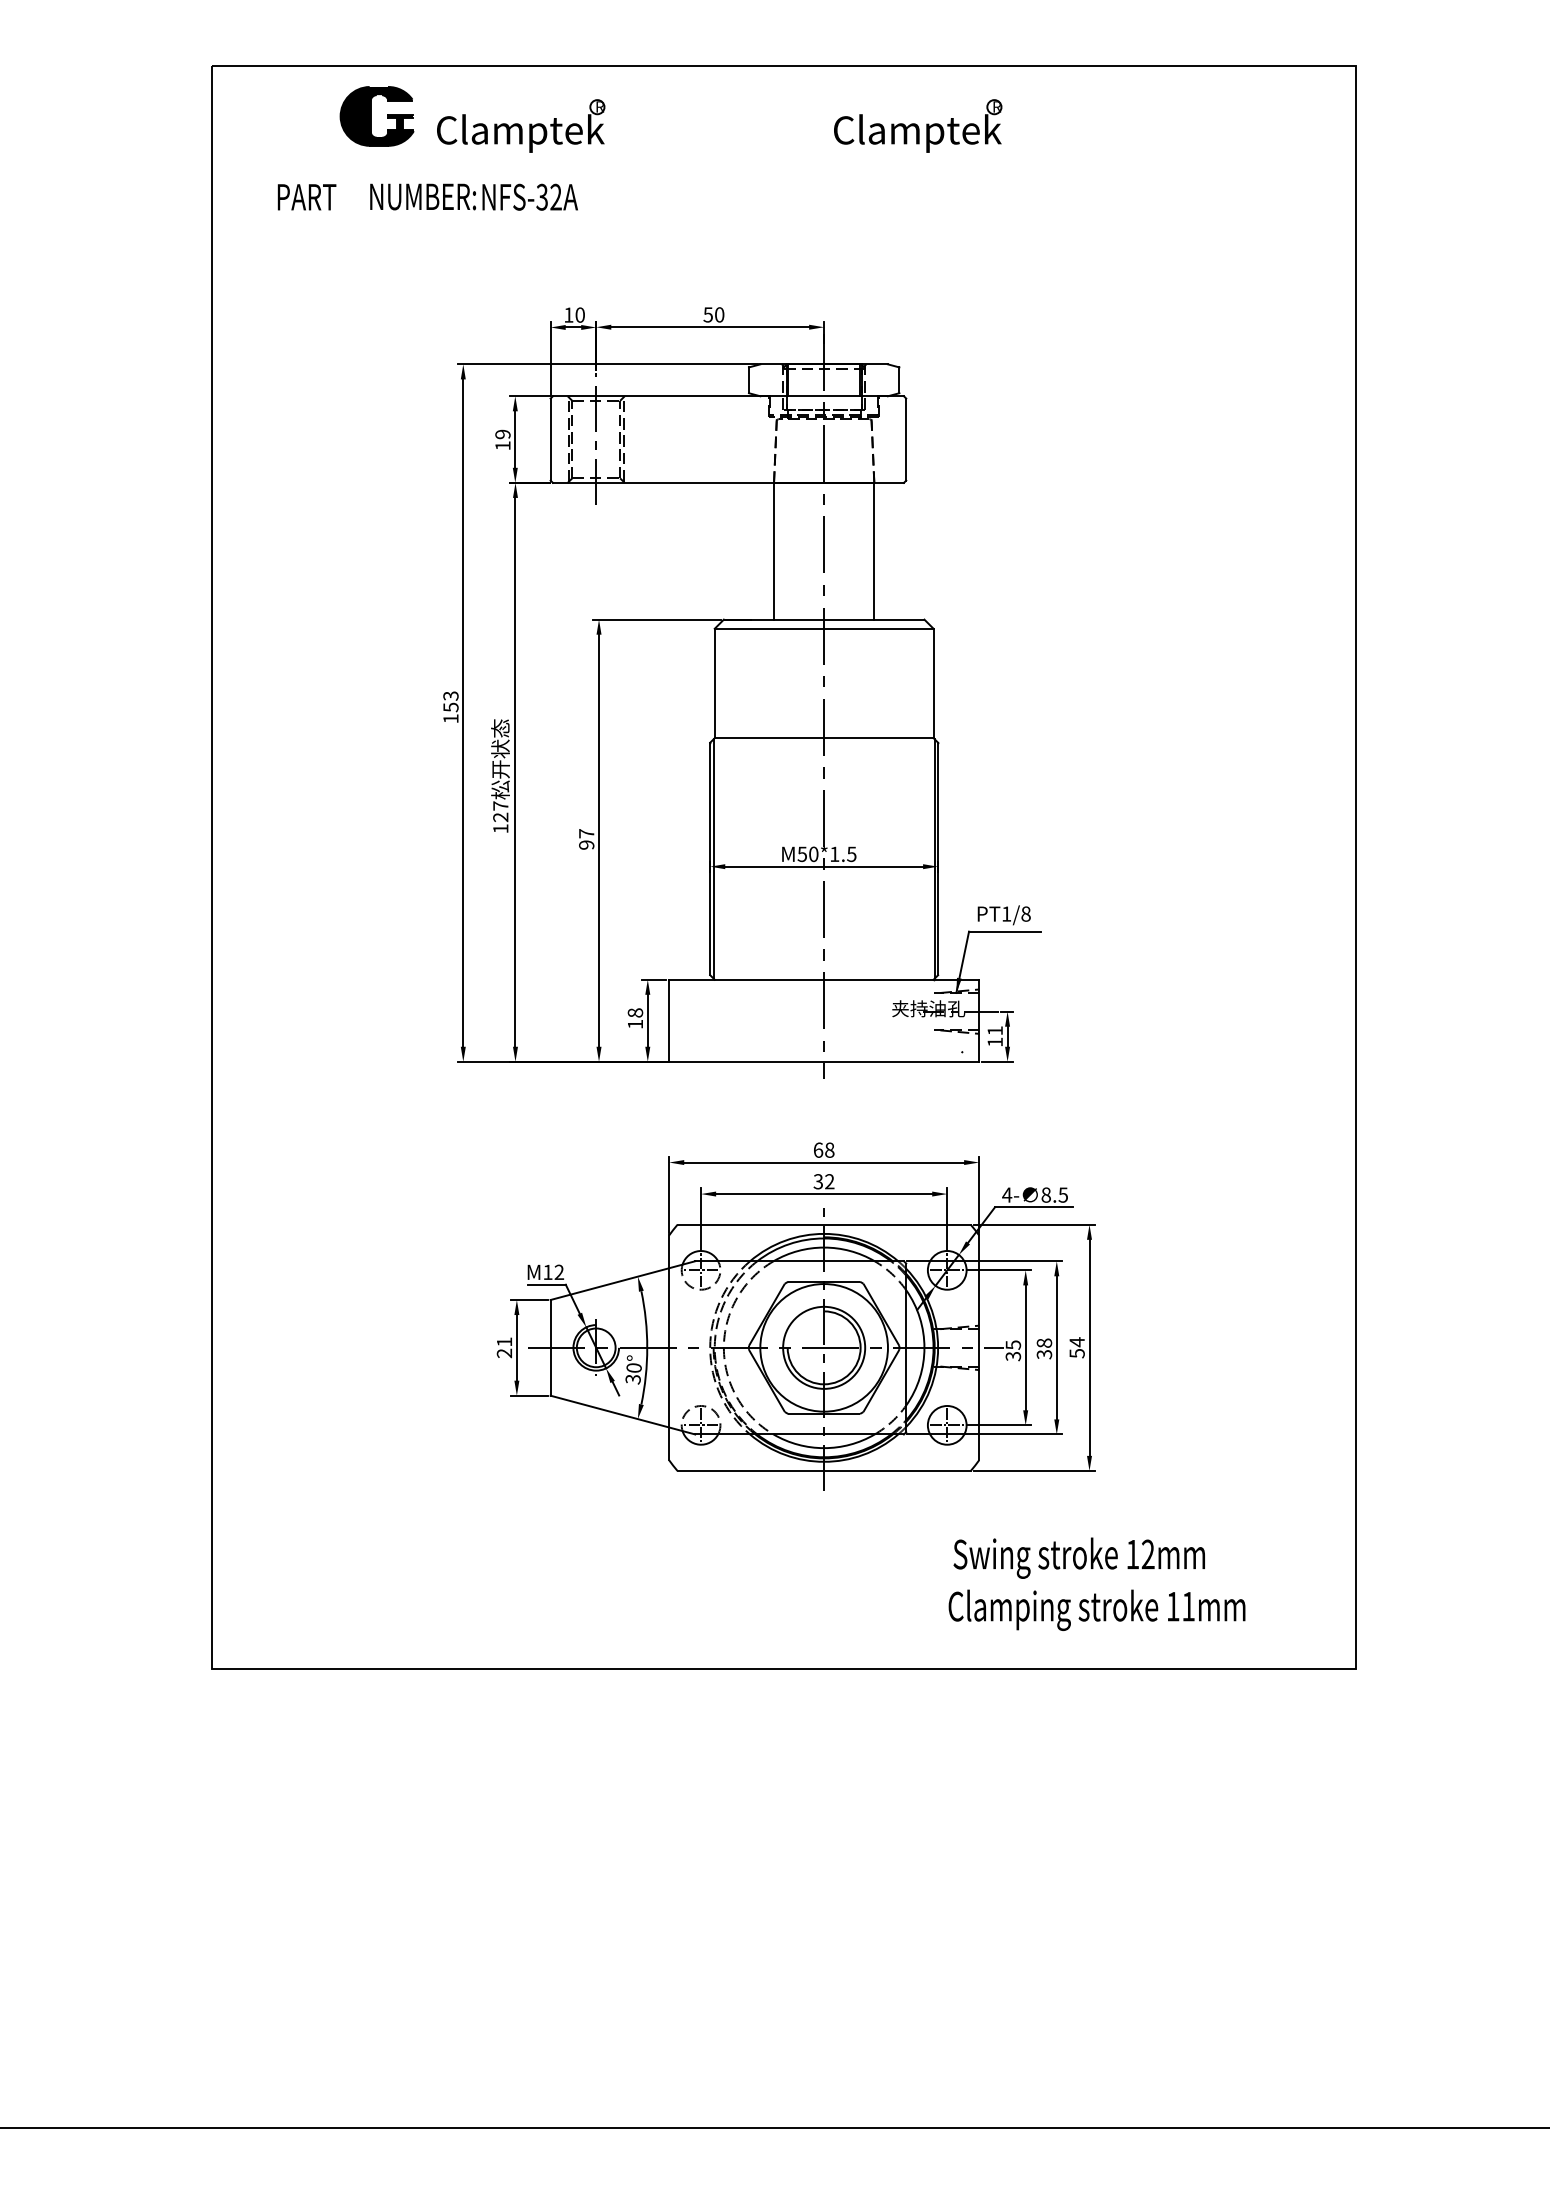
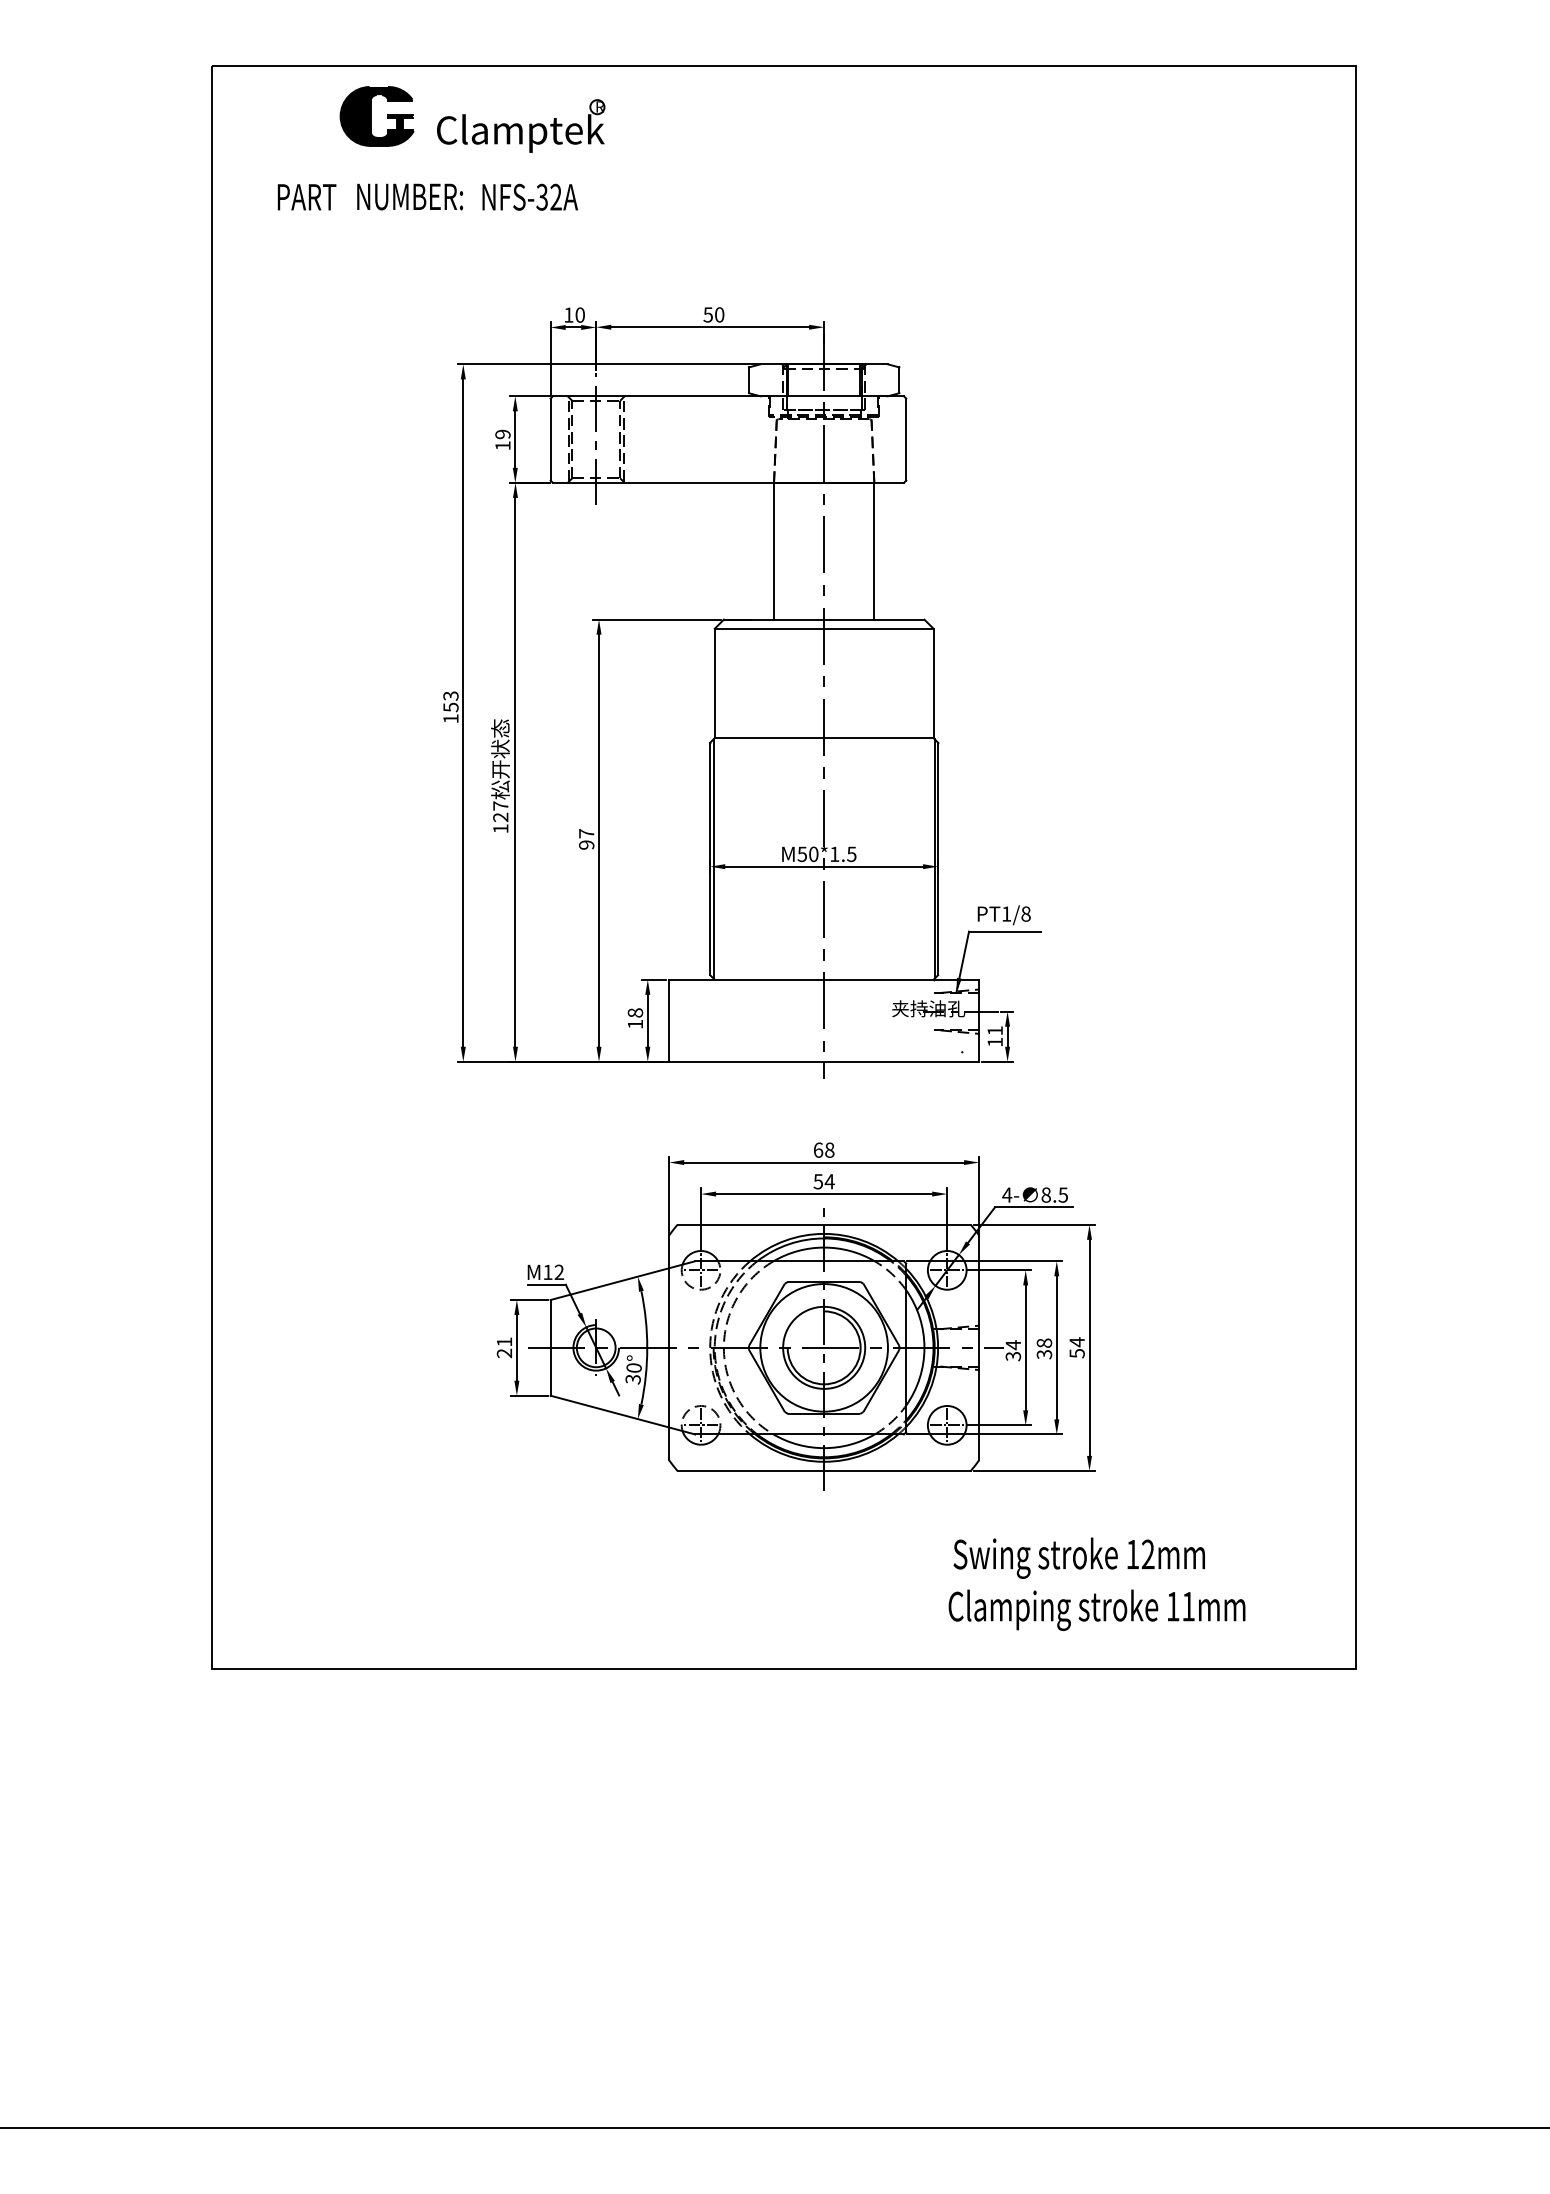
part: present -> none (918, 125)
text position: (423, 196) -> (410, 196) (410, 196)
text: 32 -> 54 (824, 1181)
text: 35 -> 34 (1013, 1345)
